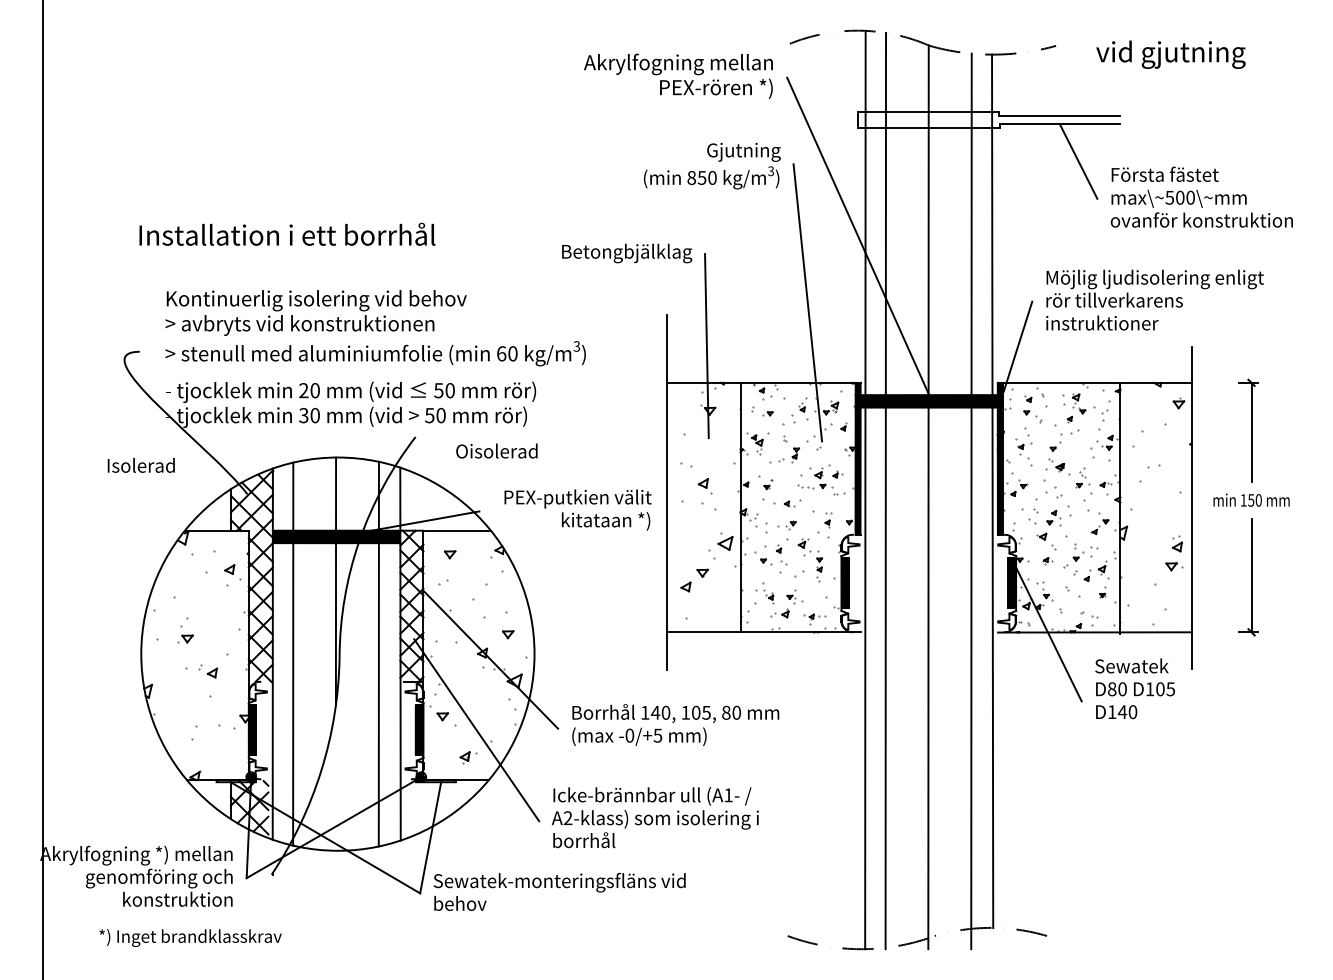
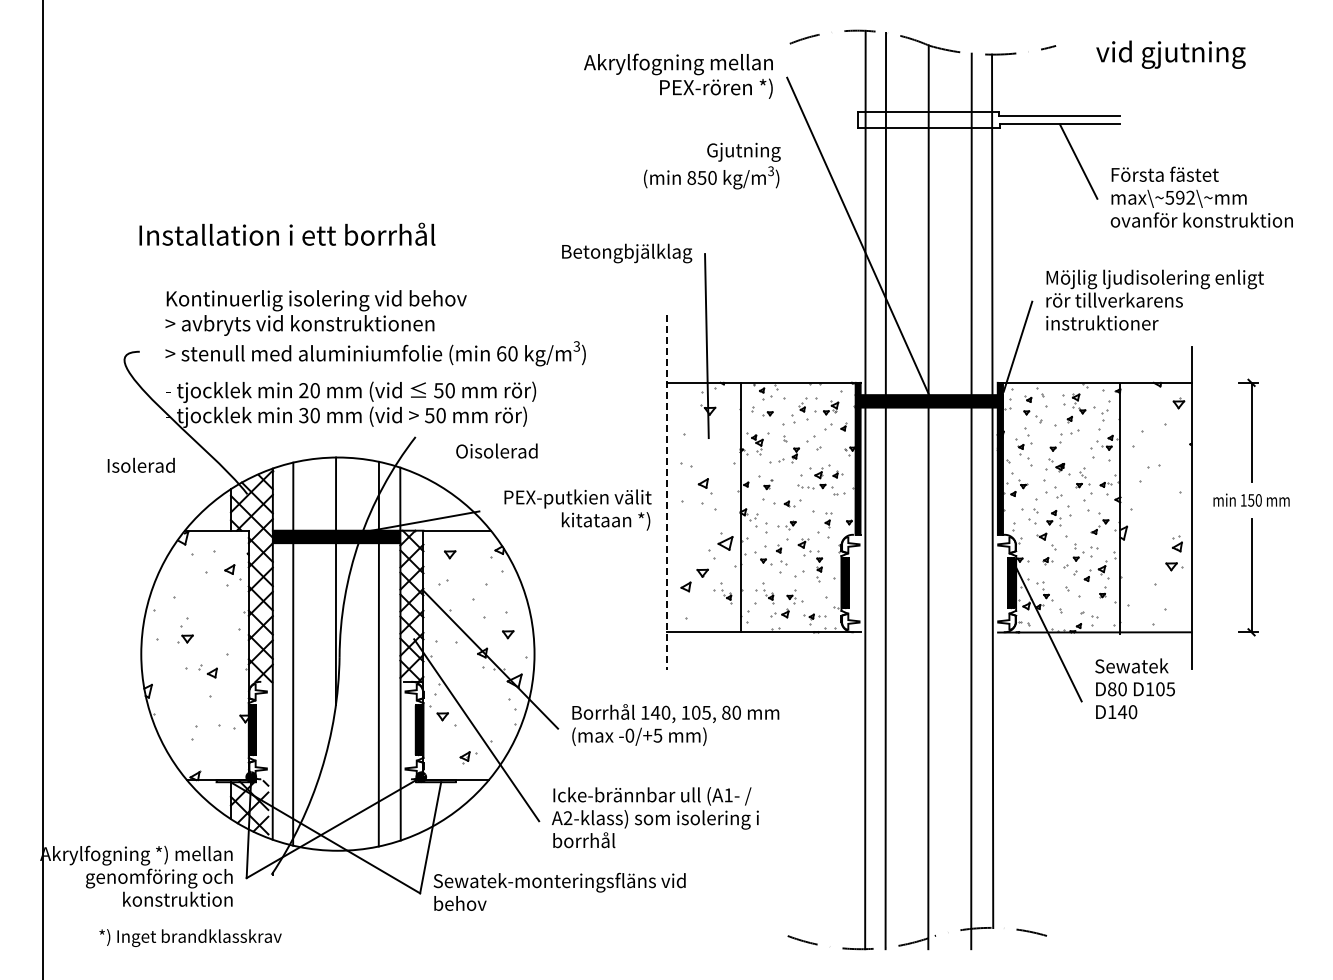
text: 500 -> 592 (1185, 197)
line: present -> none (807, 302)
line: solid -> dashed (667, 492)
part: none -> present (722, 593)
